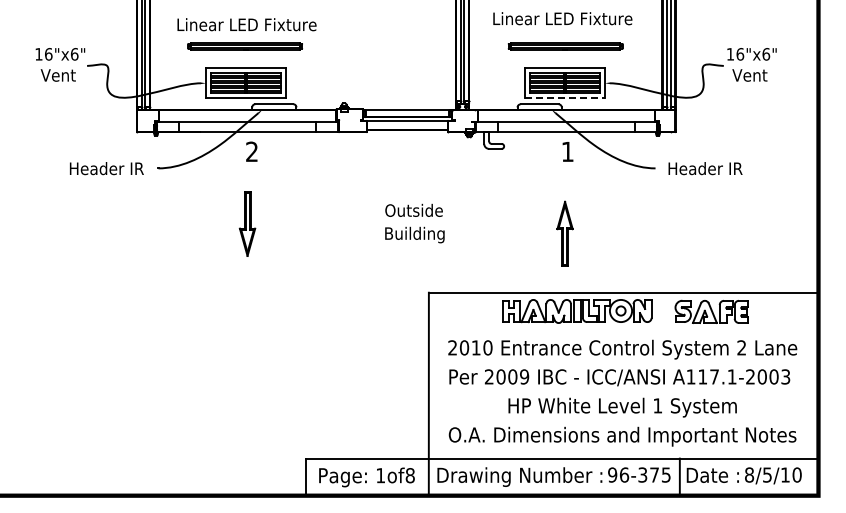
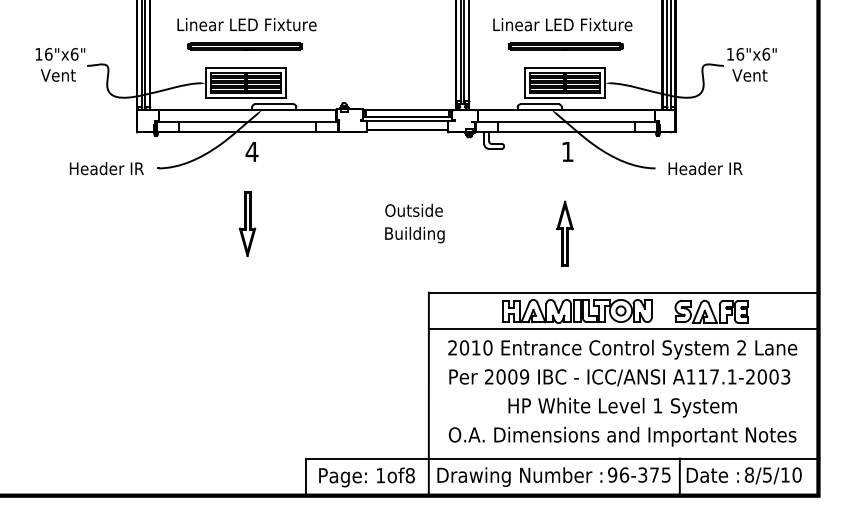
text position: (562, 18) -> (562, 24) (562, 24)
line: dashed -> solid (565, 98)
text: 2 -> 4 (251, 151)
line: none -> present (623, 328)
